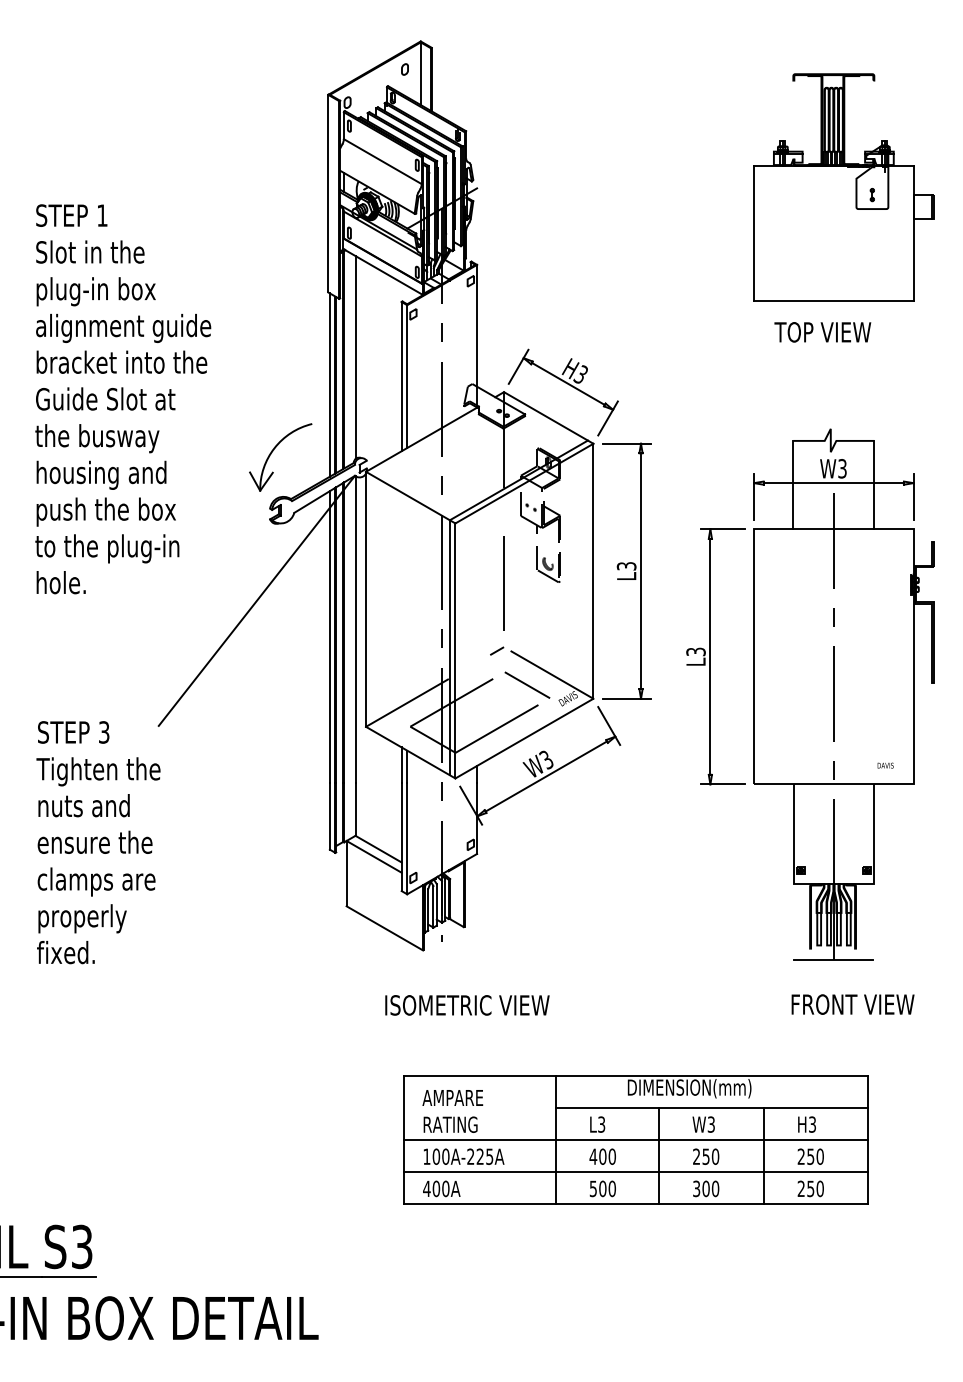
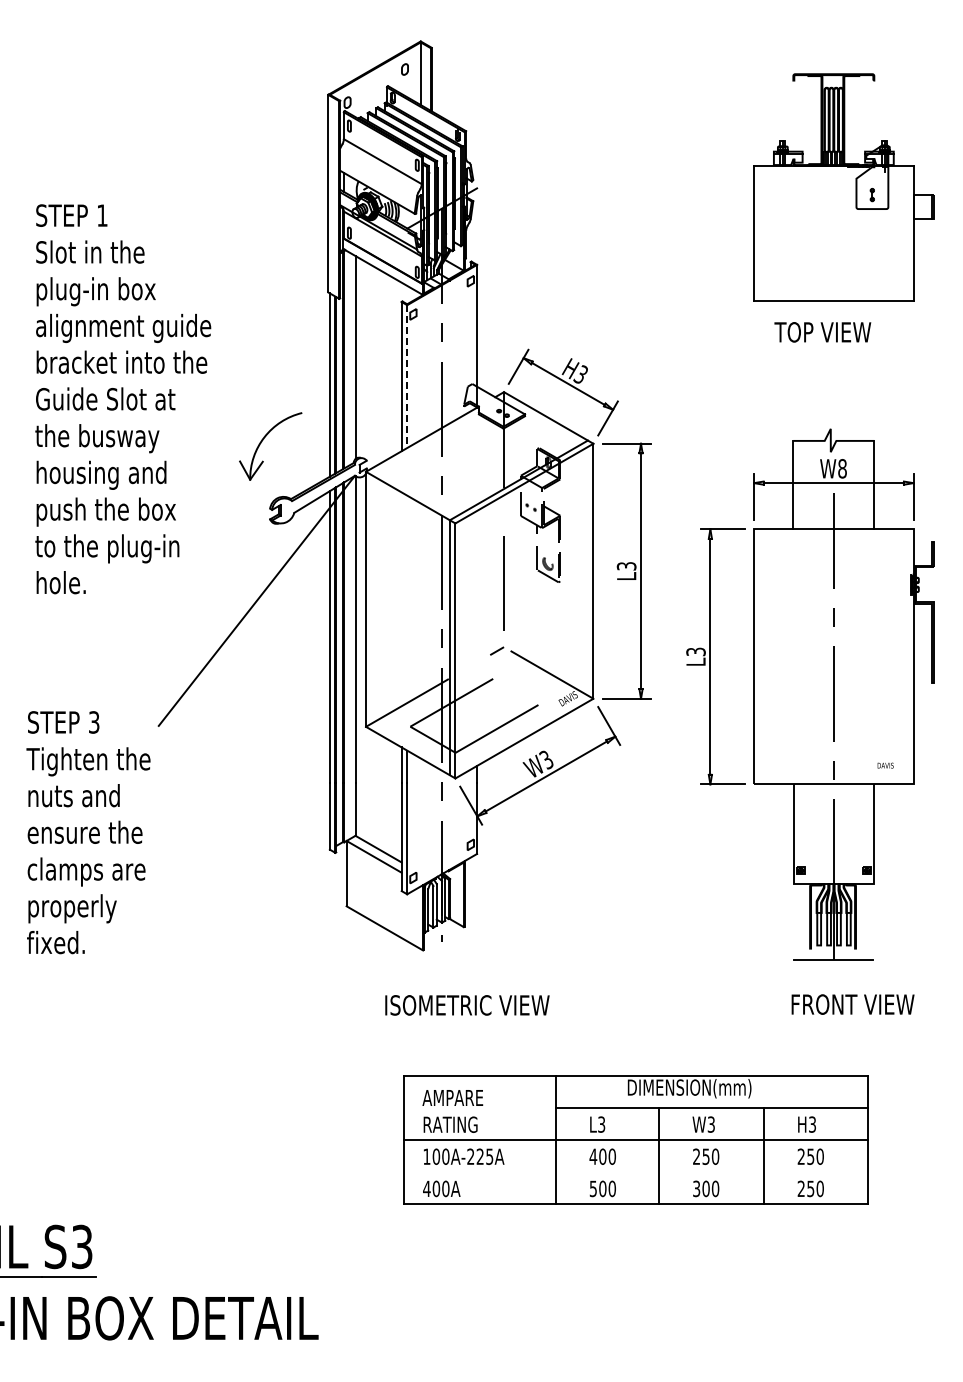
line: solid -> dashed (407, 377)
part position: (273, 451) -> (263, 440) (263, 440)
text: W3 -> W8 (842, 468)
line: present -> none (527, 685)
text position: (98, 842) -> (88, 832) (88, 832)
line: present -> none (635, 1172)
